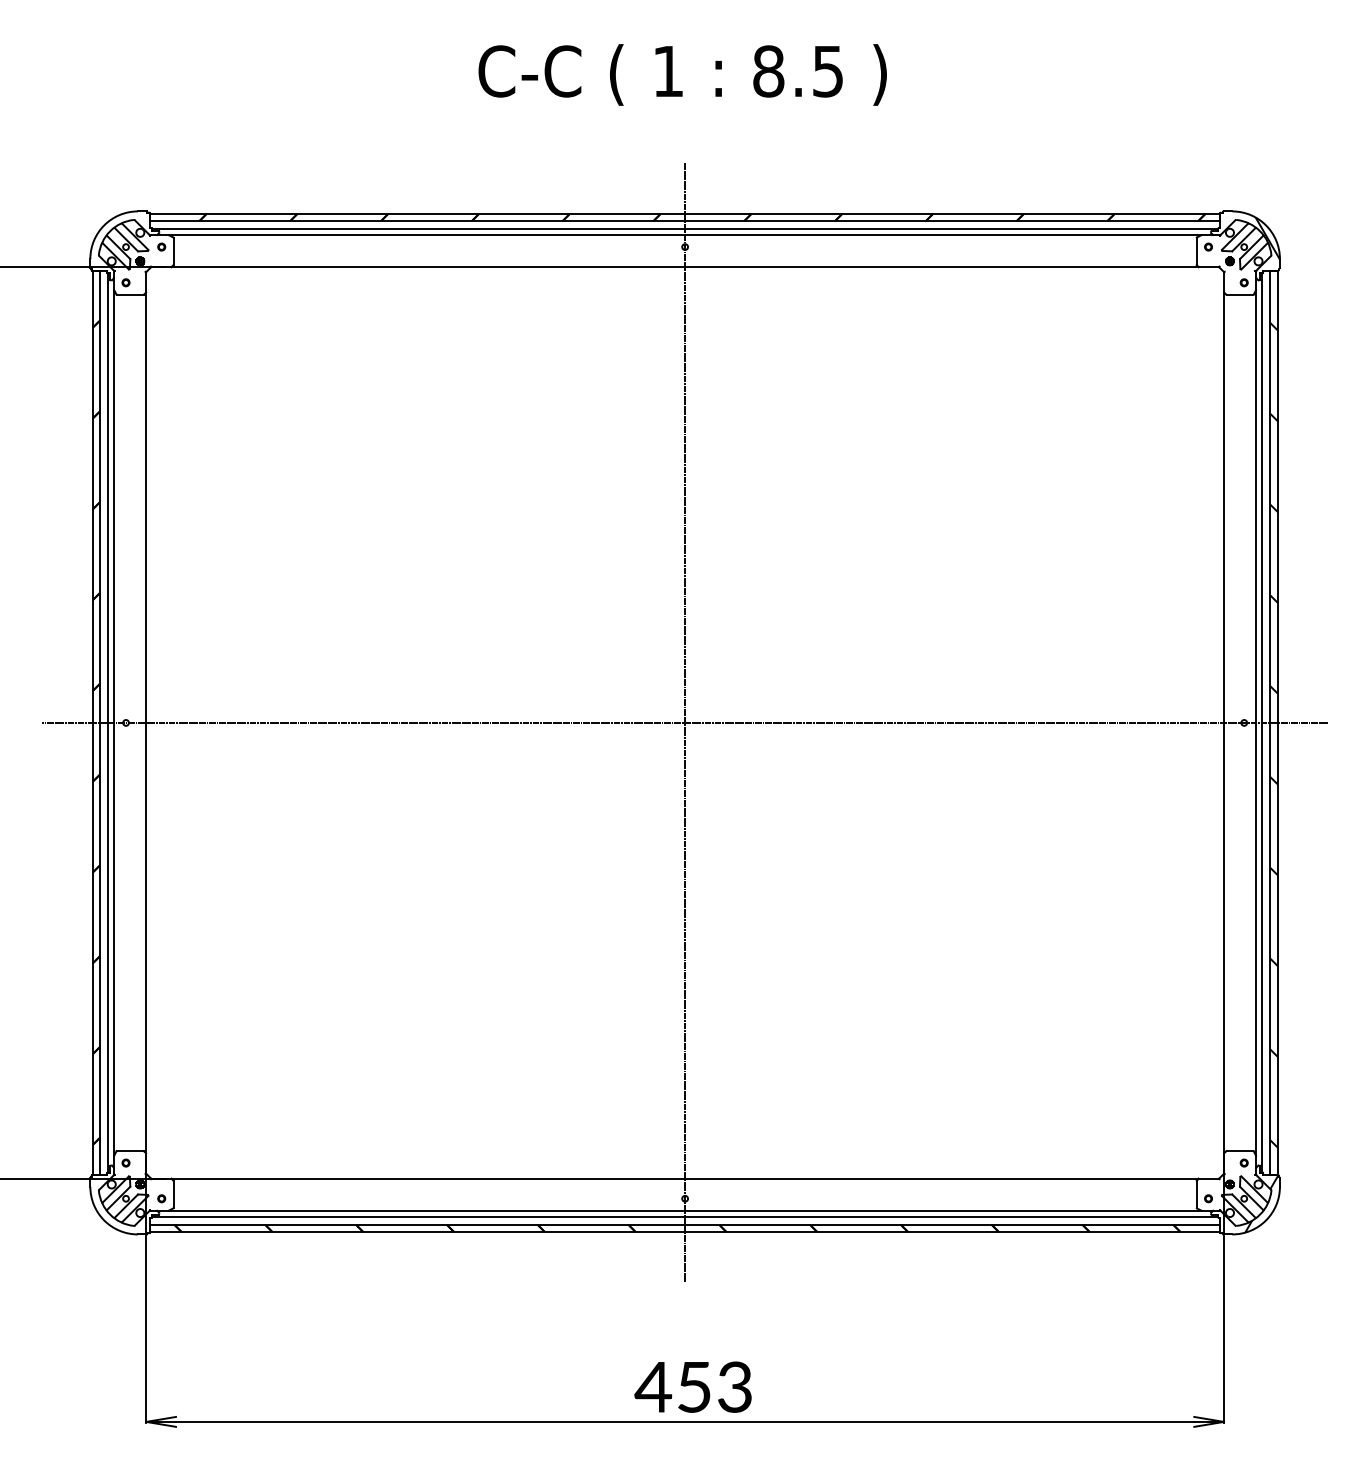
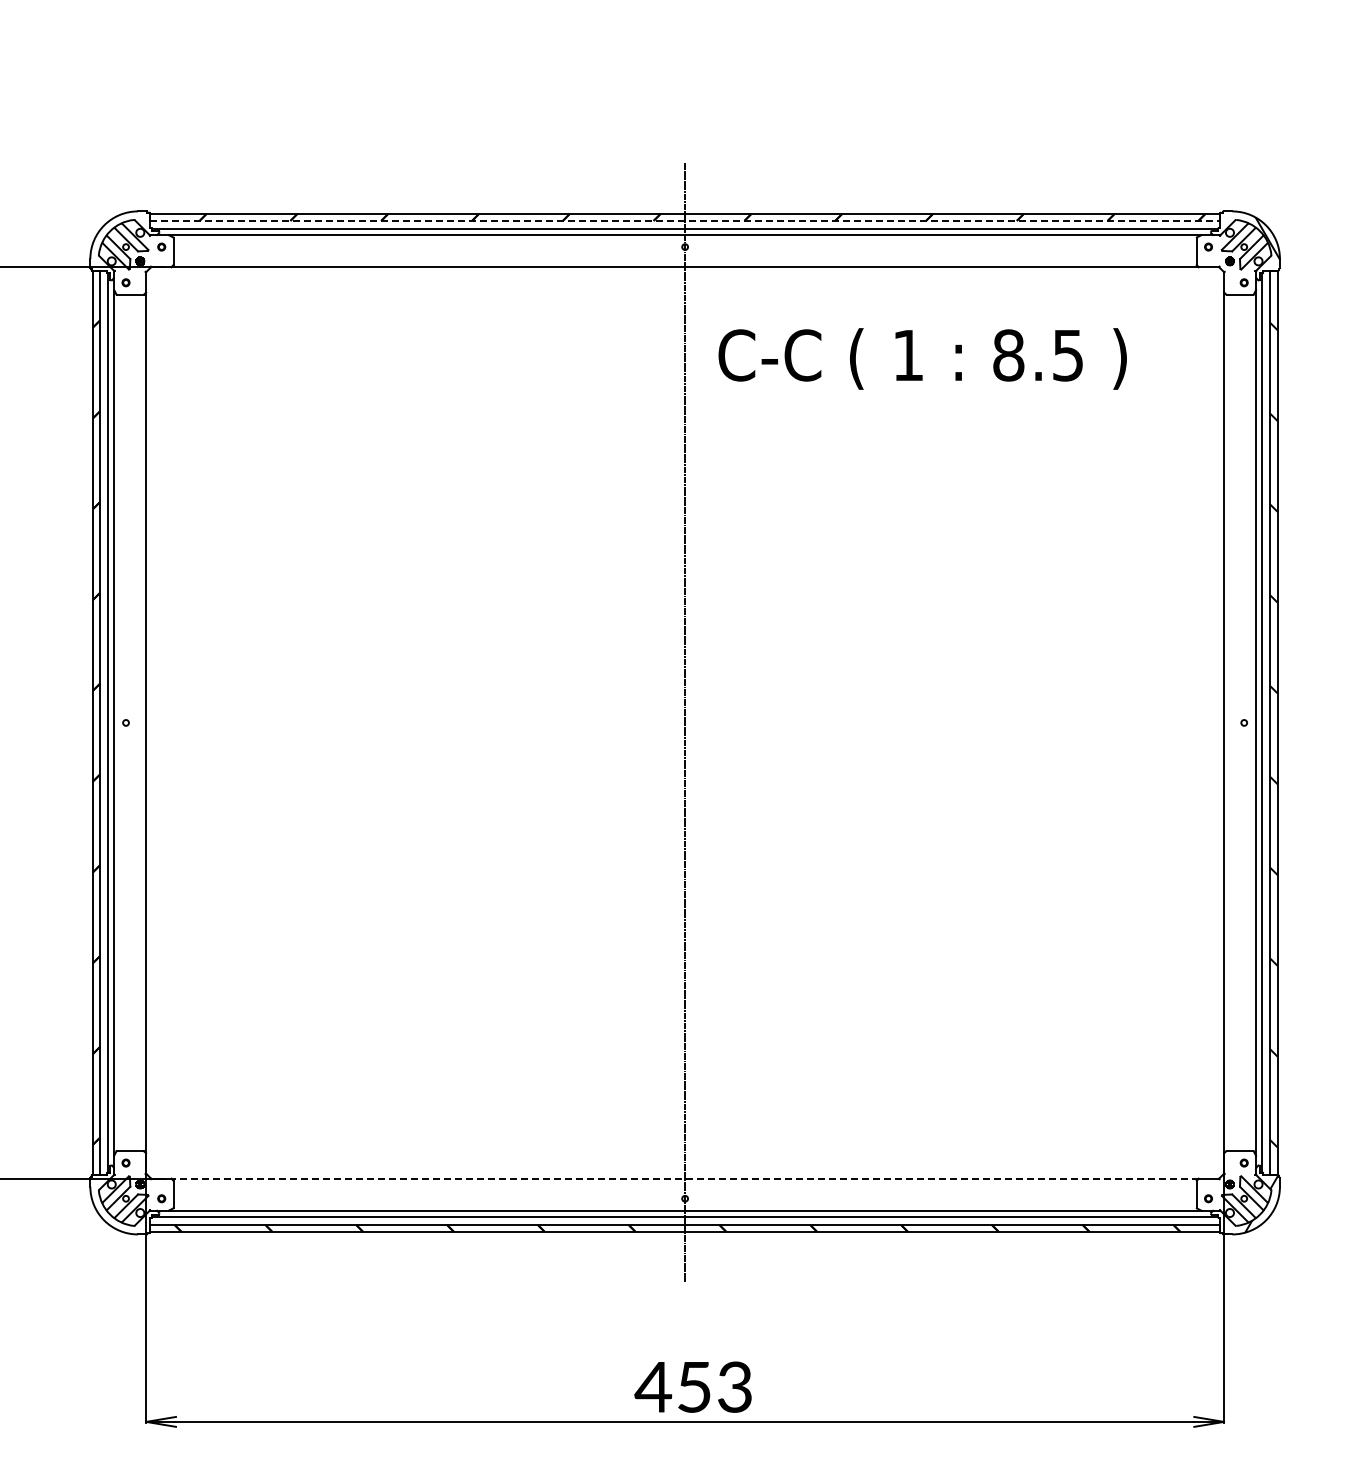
text position: (682, 74) -> (922, 358) (922, 358)
line: solid -> dashed (685, 220)
line: present -> none (685, 722)
line: solid -> dashed (684, 1178)
